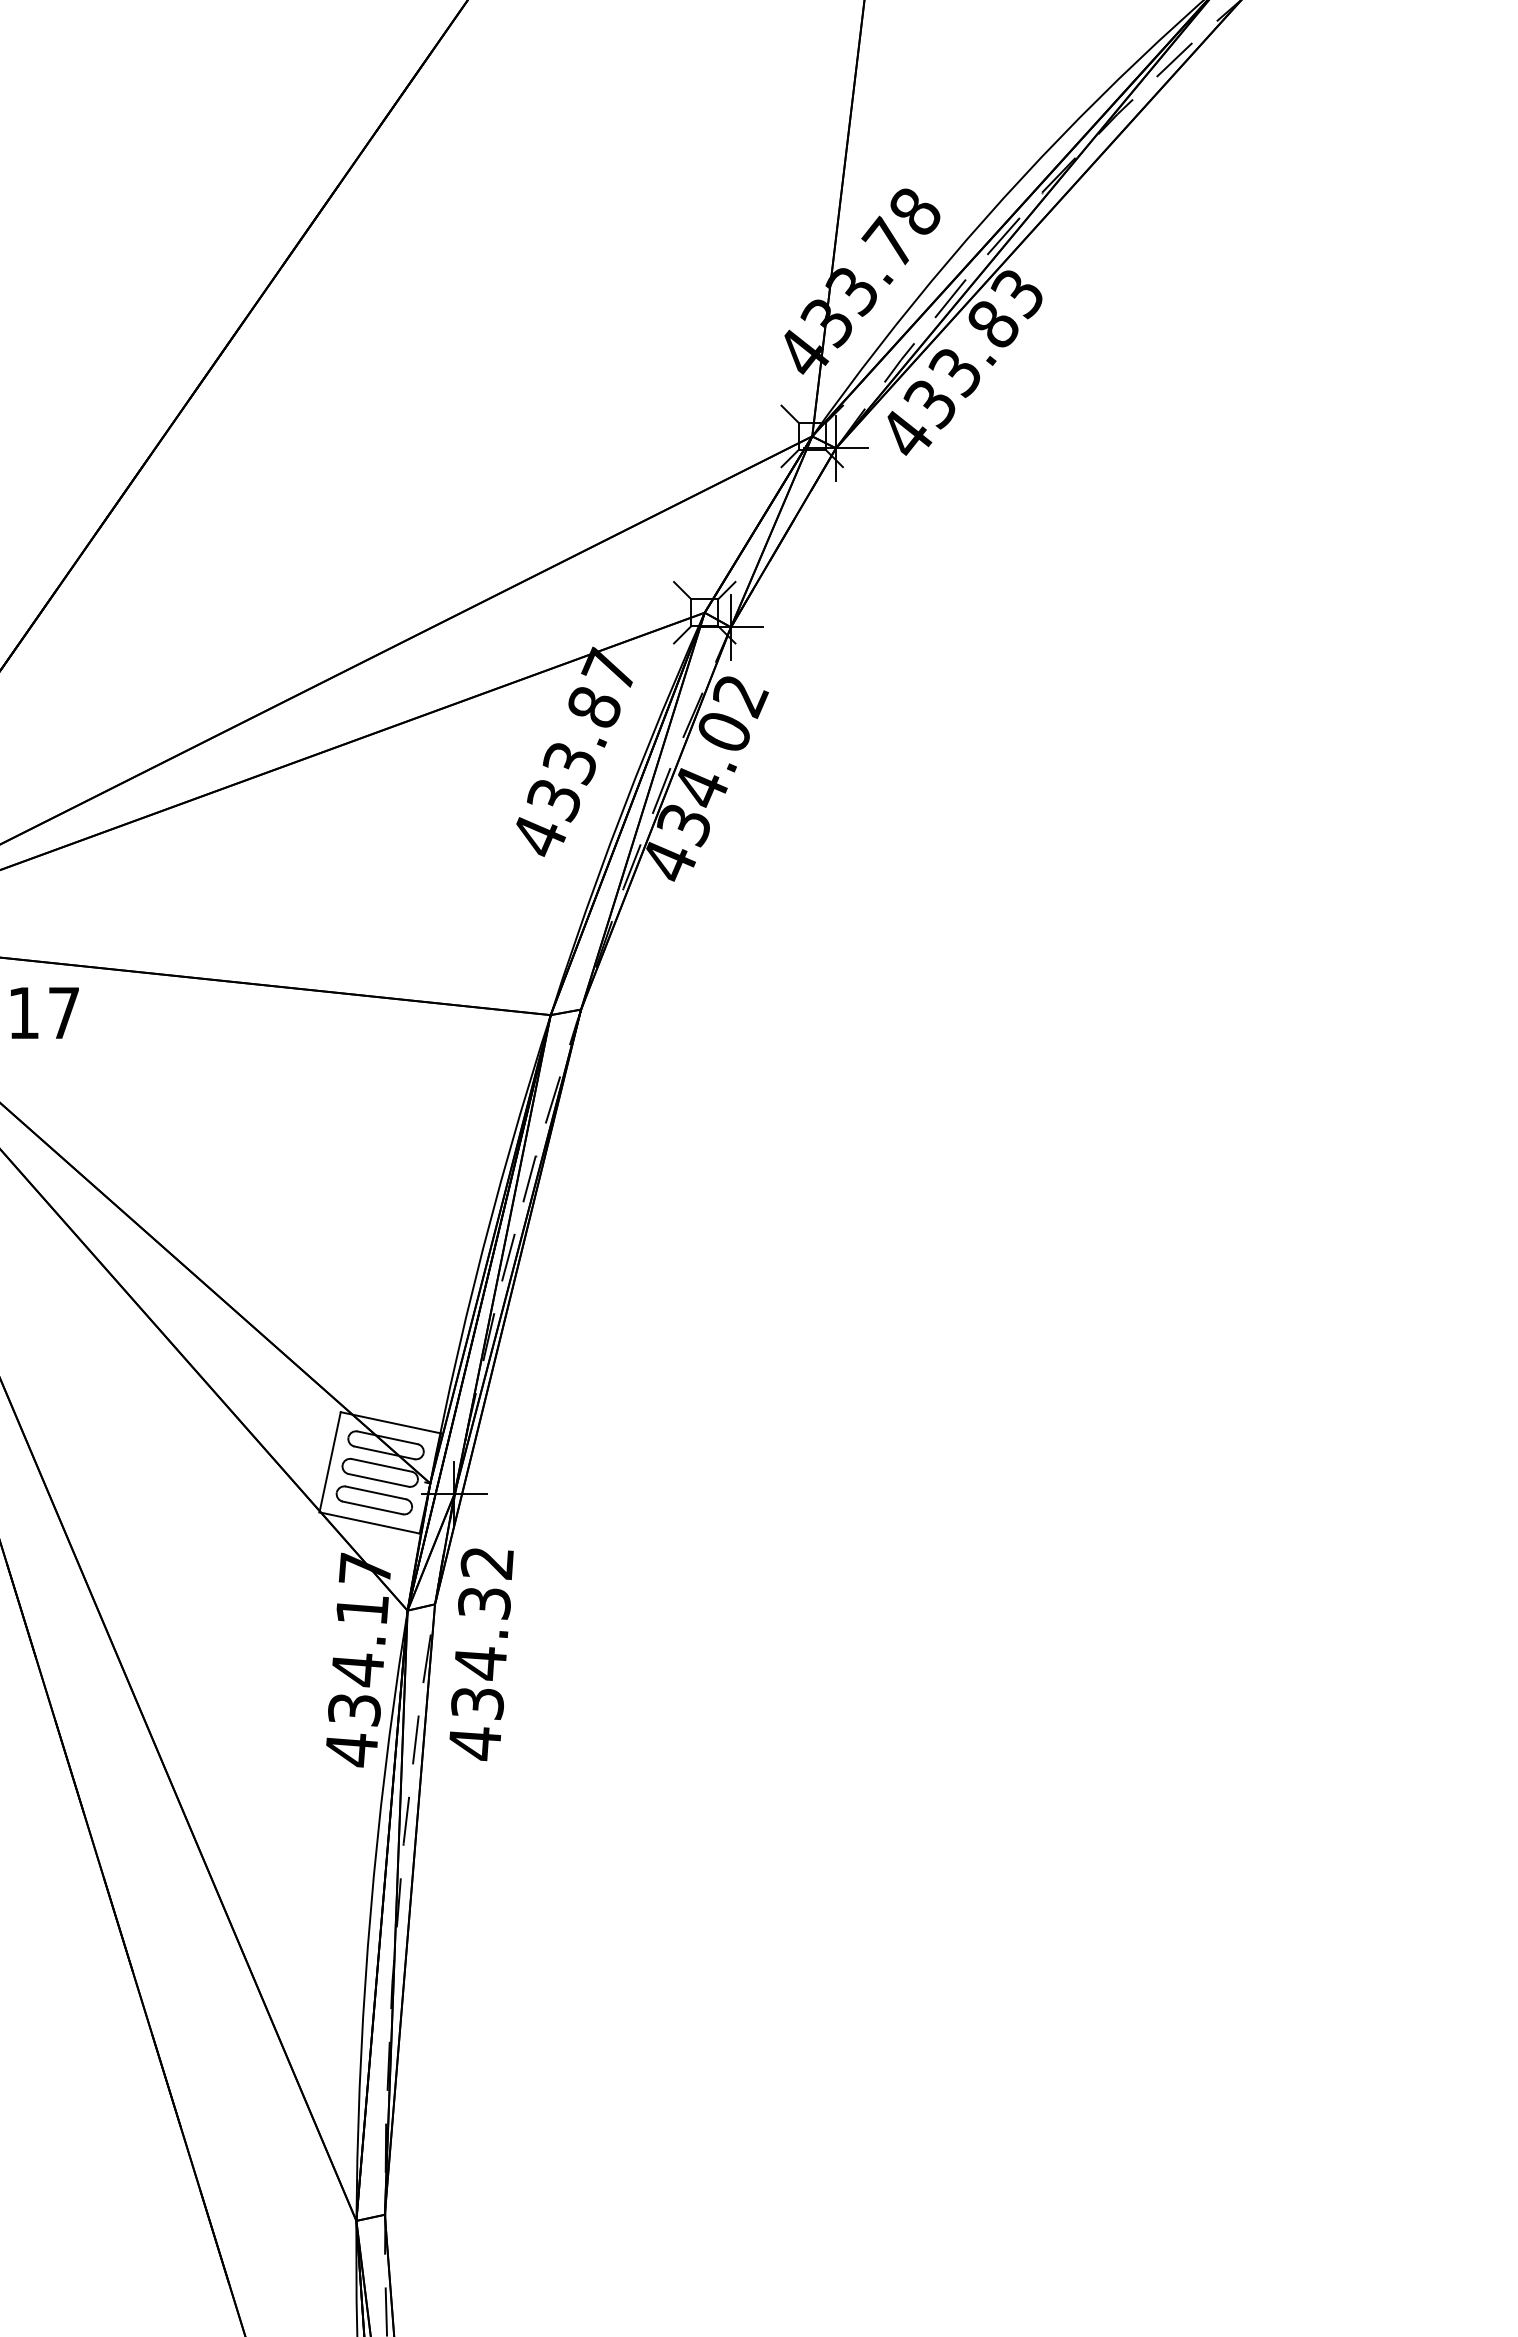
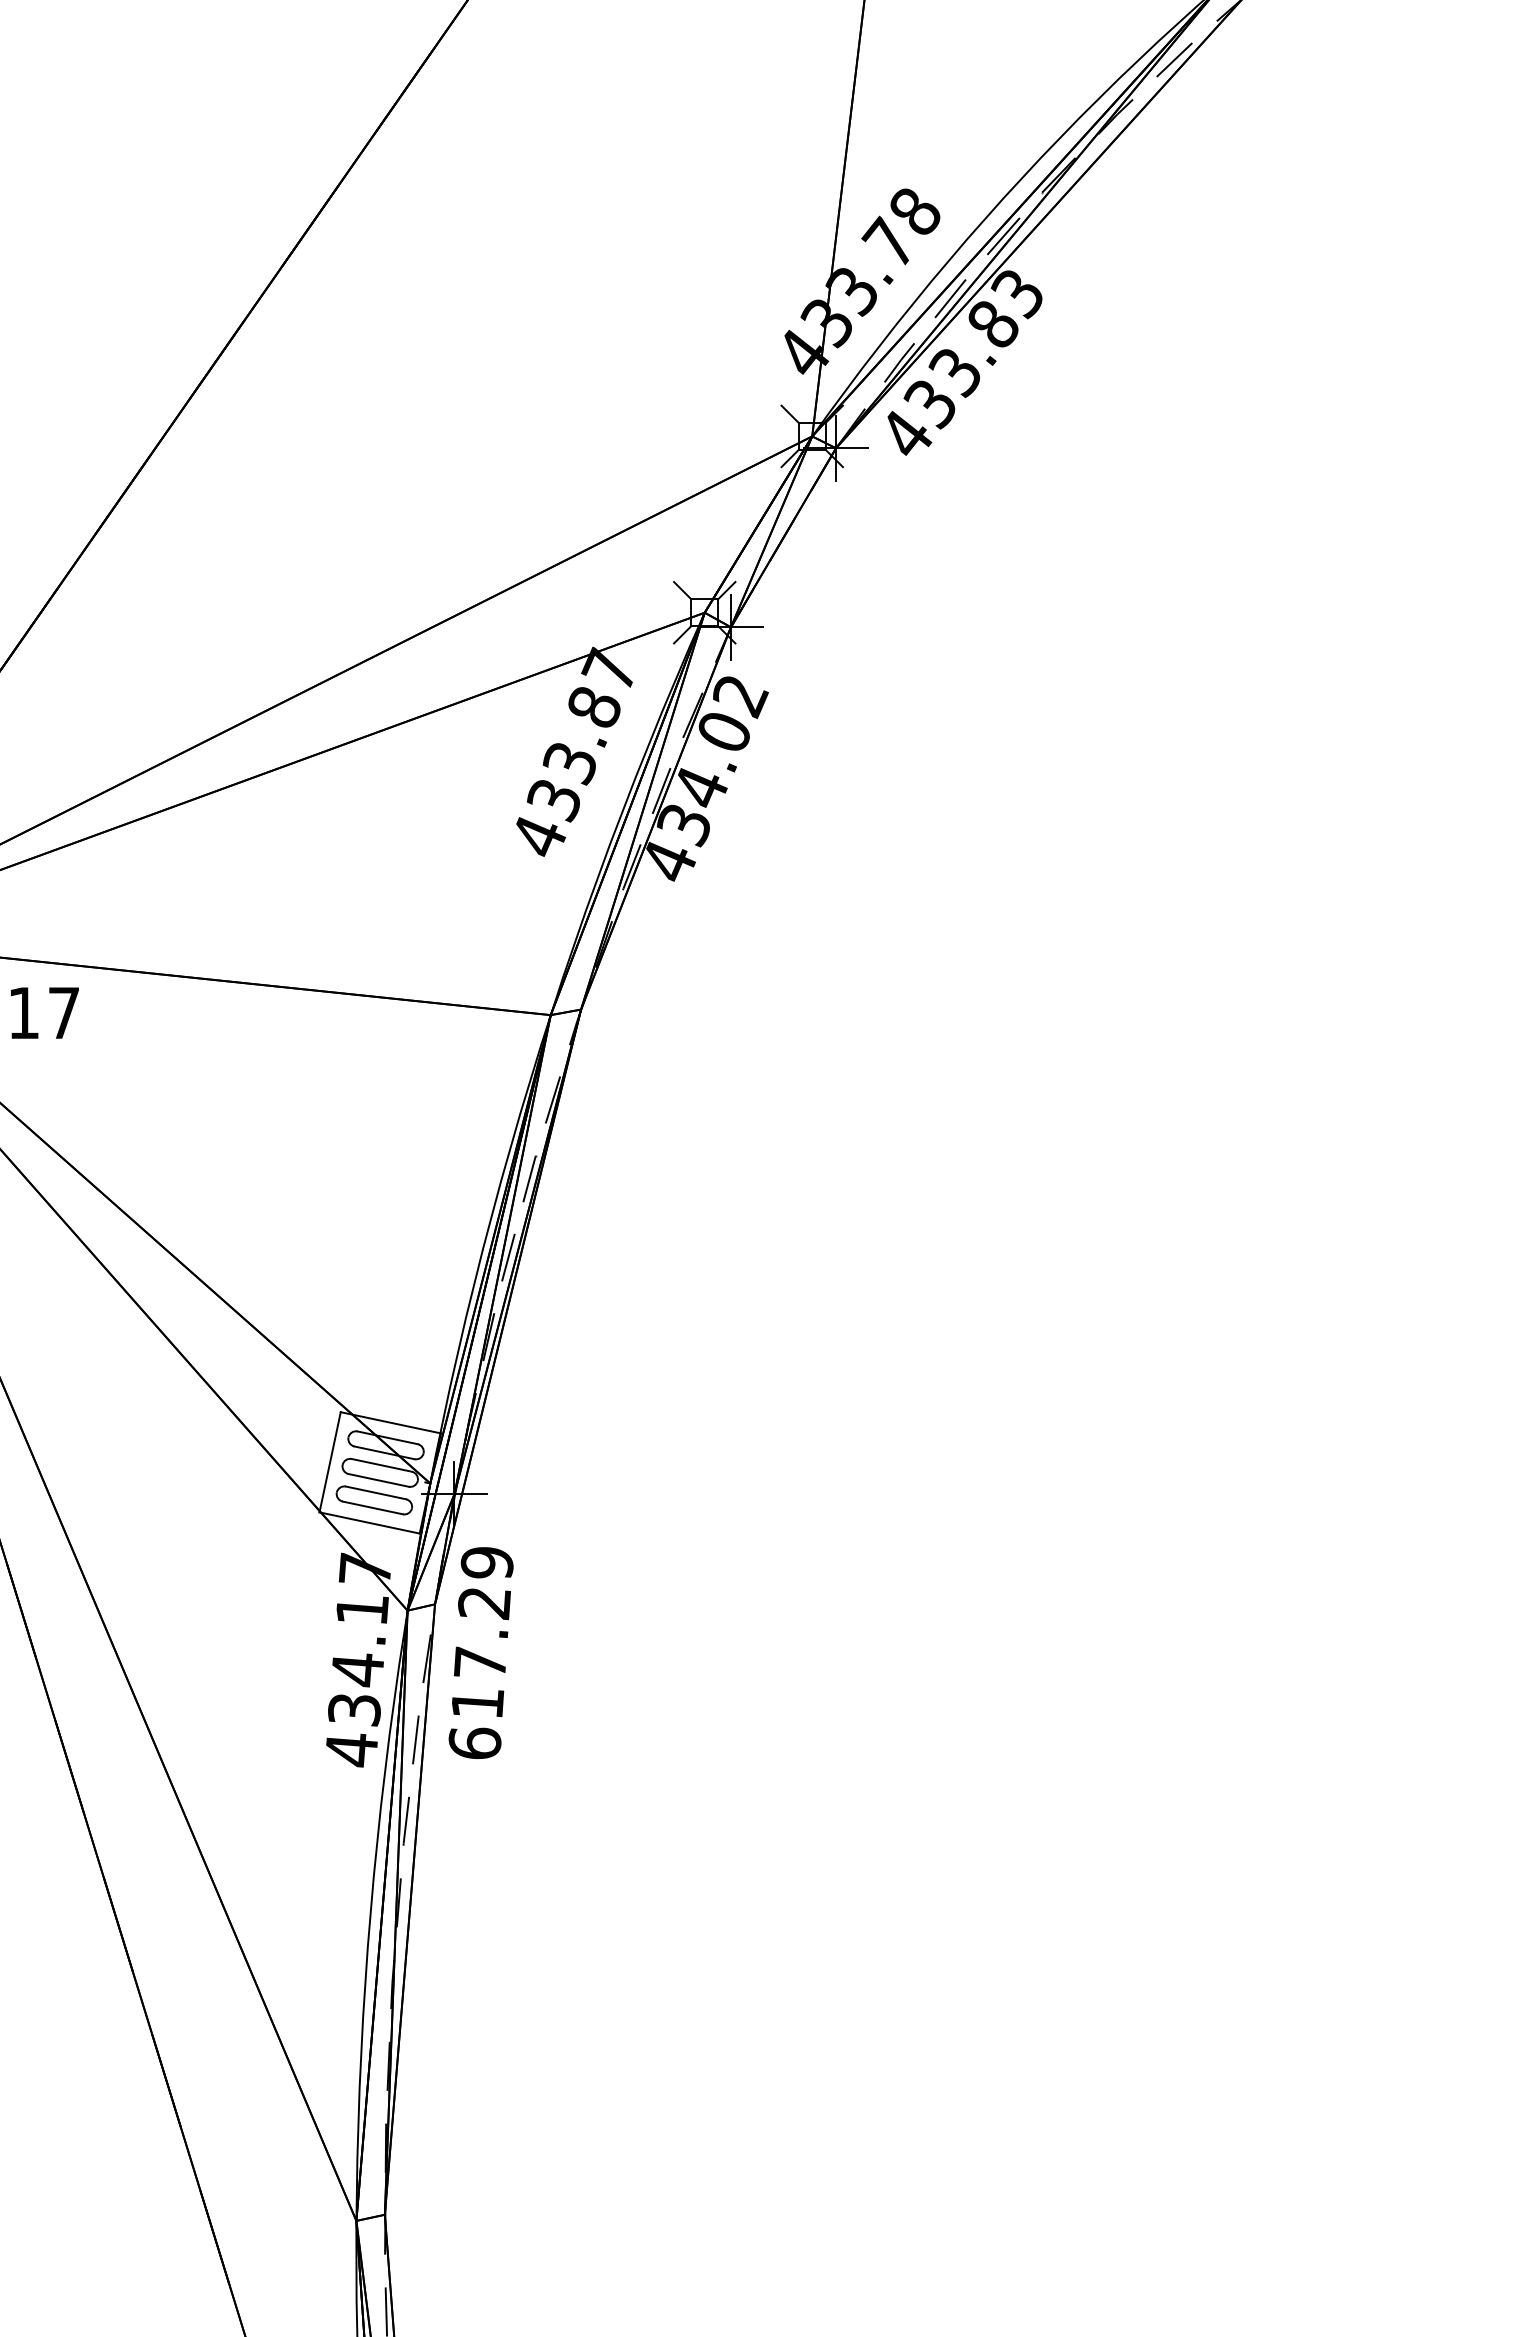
text: 434.32 -> 617.29 (480, 1654)
